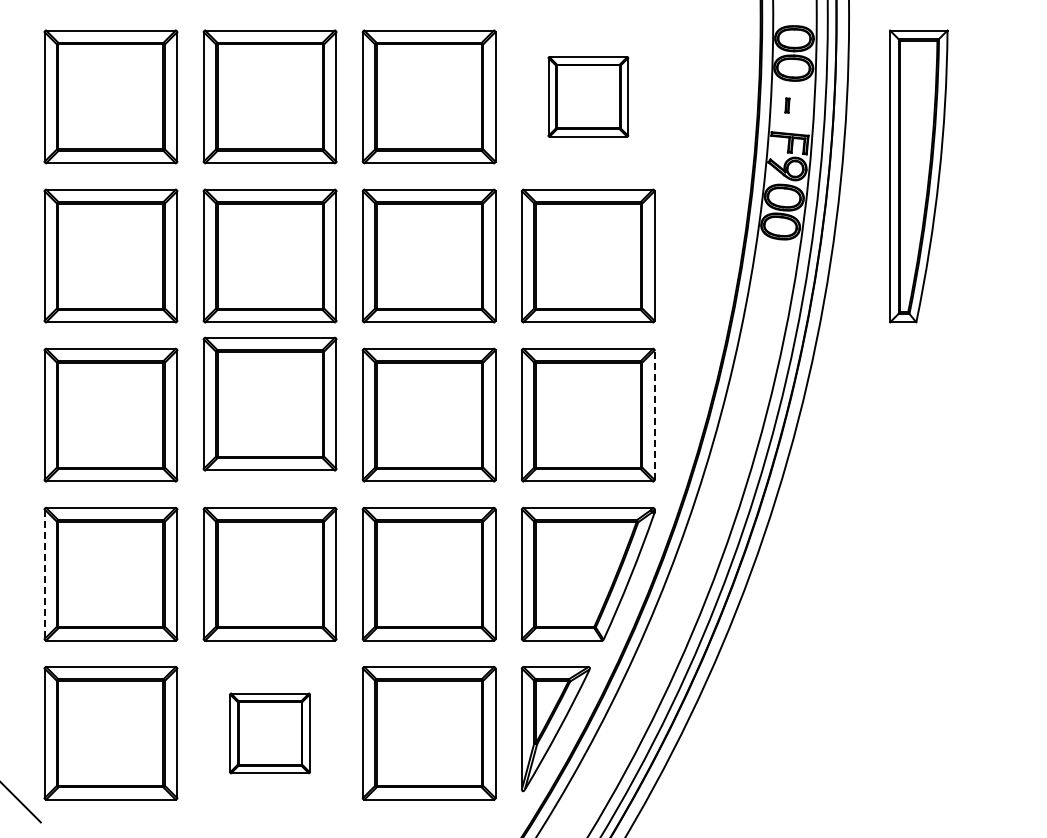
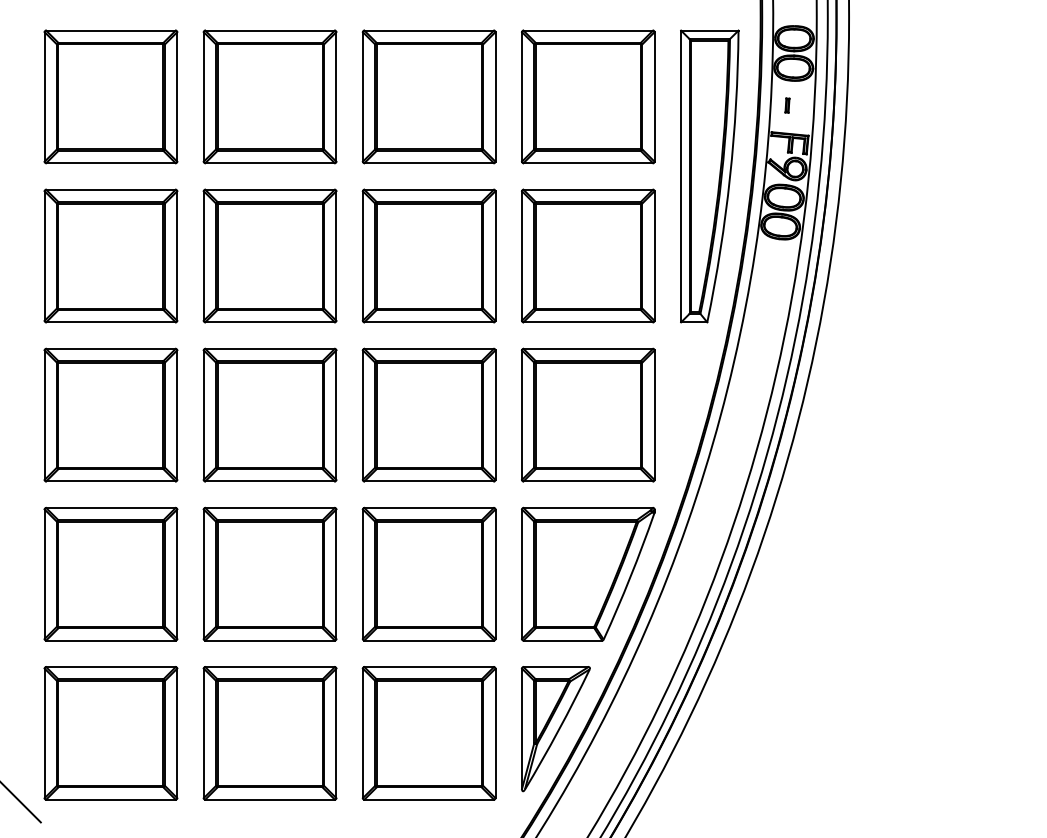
part size: 83x82 px -> 135x136 px (588, 96)
part position: (918, 176) -> (709, 176) (709, 176)
part position: (269, 403) -> (269, 414) (269, 414)
line: dashed -> solid (654, 415)
line: dashed -> solid (44, 574)
part size: 82x83 px -> 136x135 px (269, 733)
